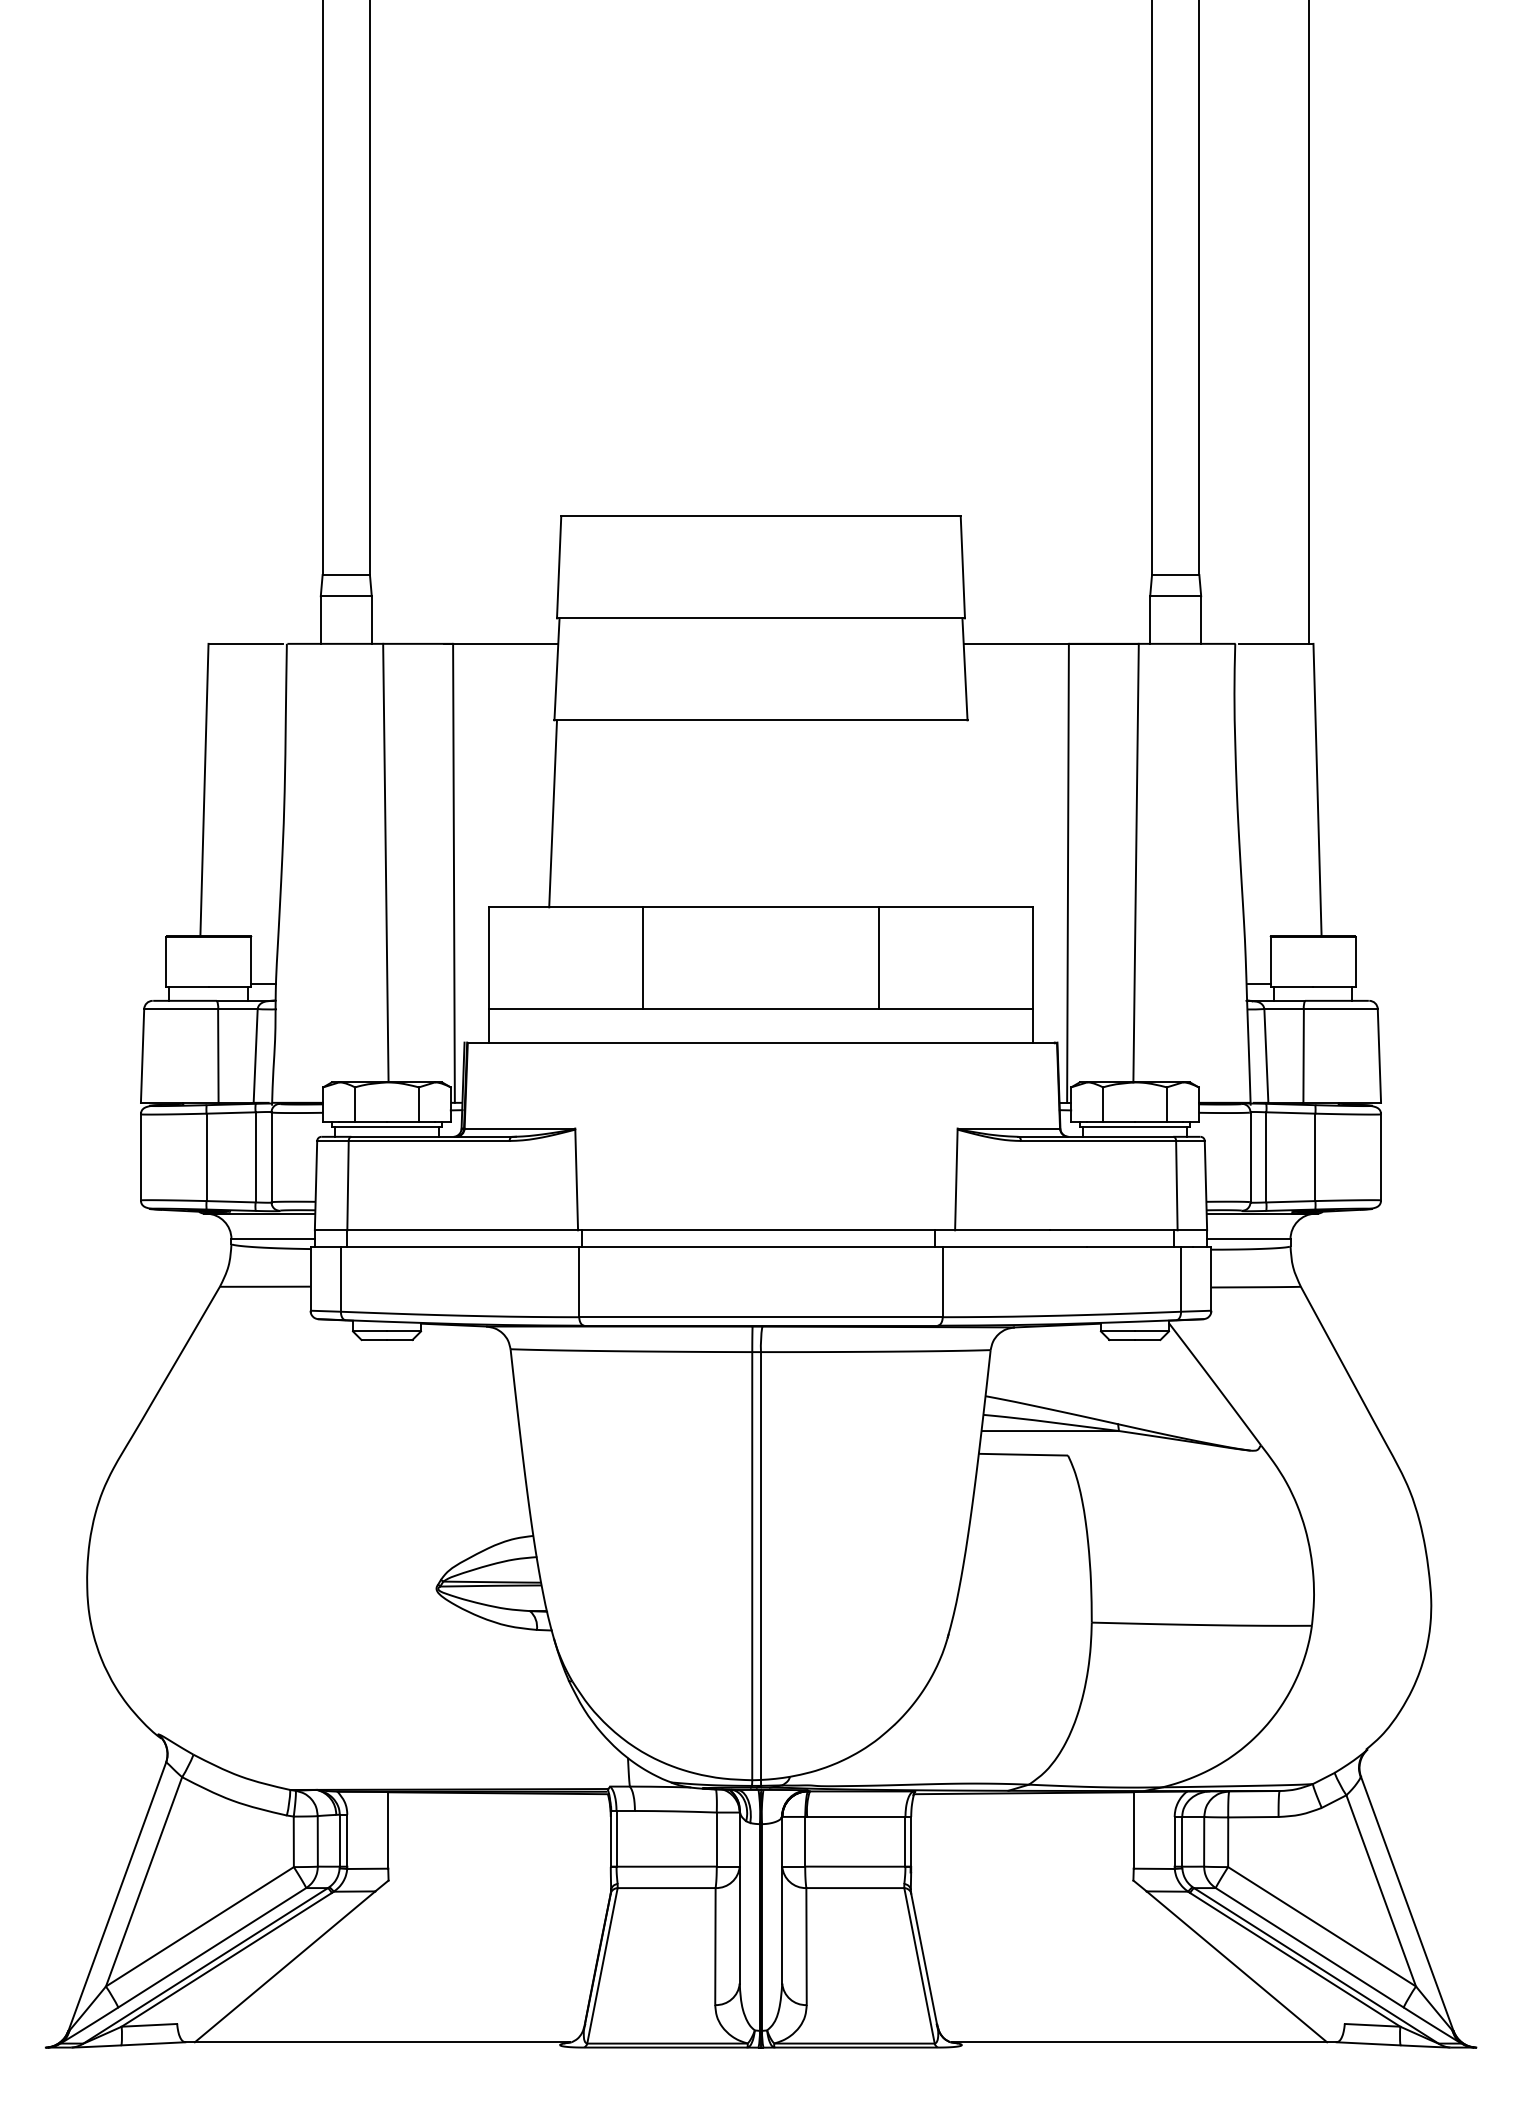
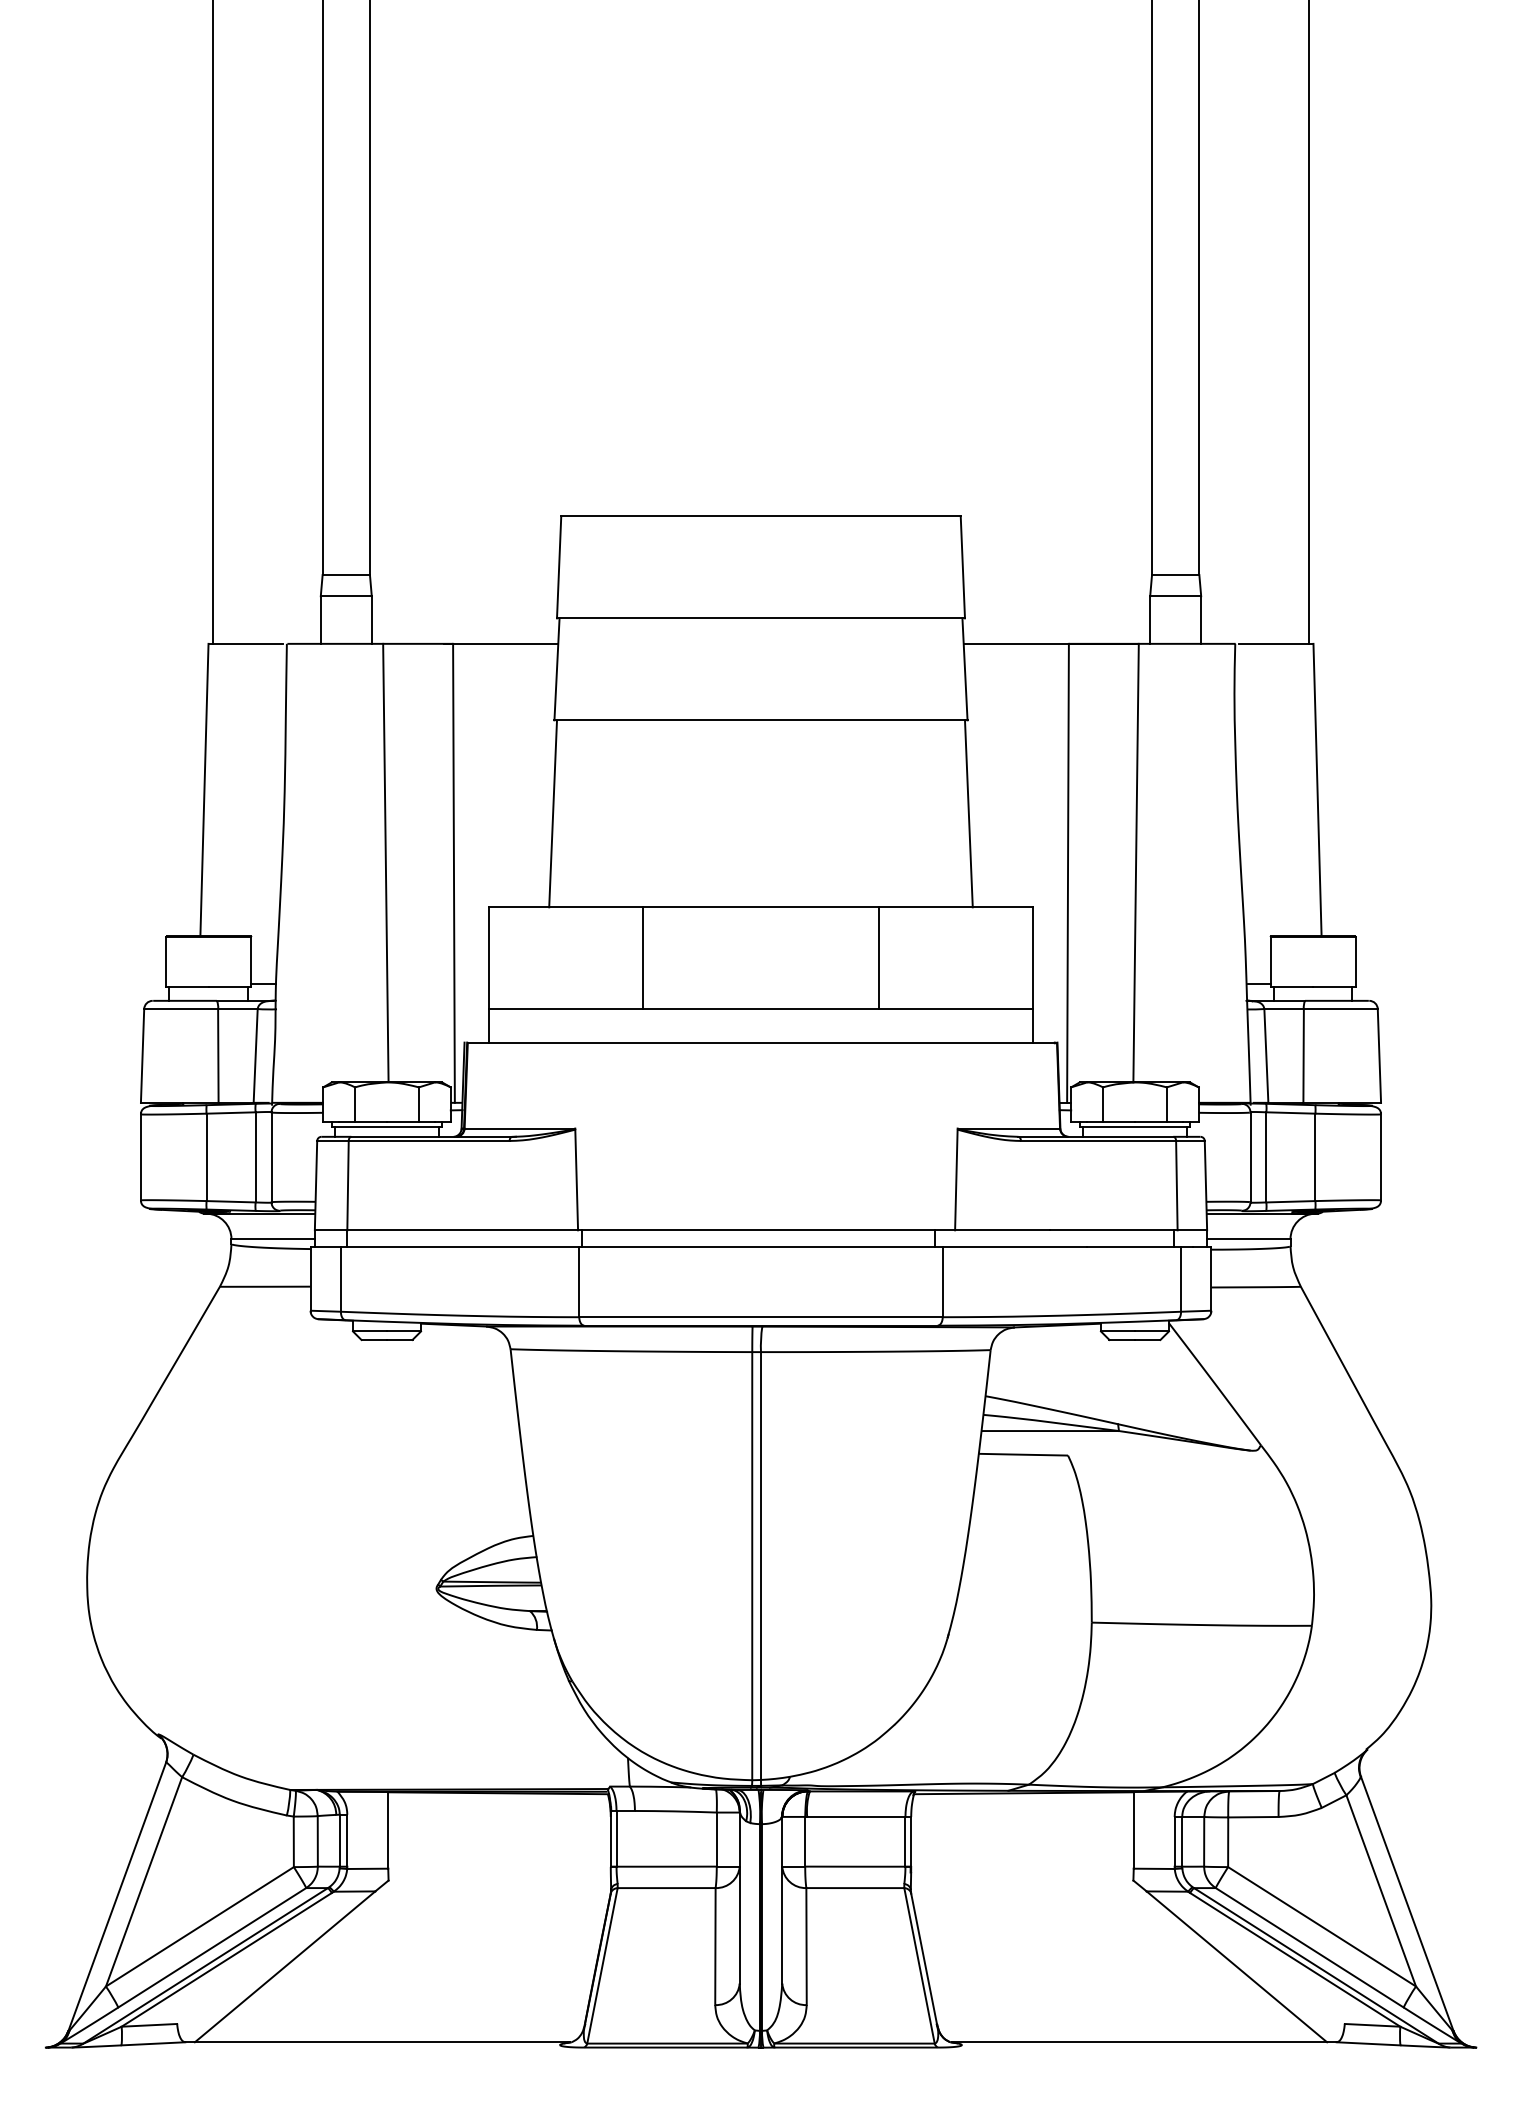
line: none -> present (212, 322)
line: none -> present (968, 813)
